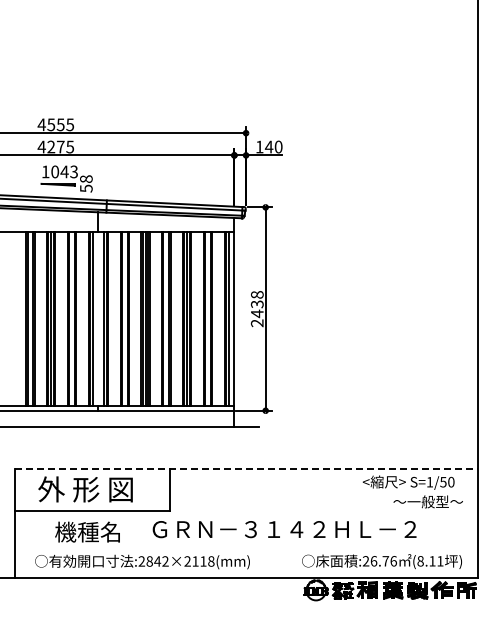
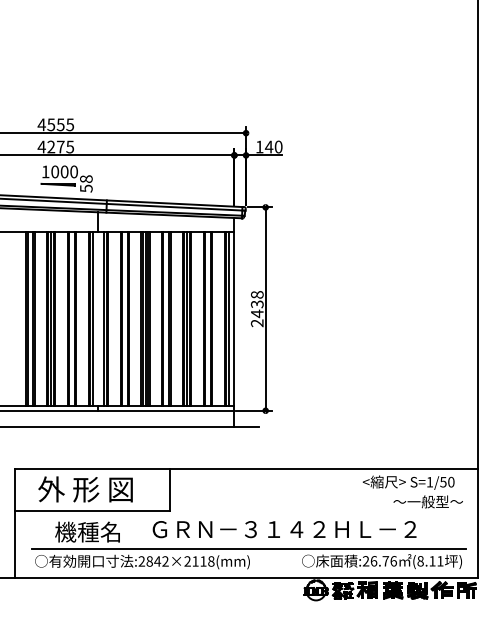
text: 1043 -> 1000 (68, 171)
line: dashed -> solid (246, 469)
line: none -> present (248, 548)
